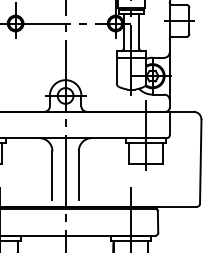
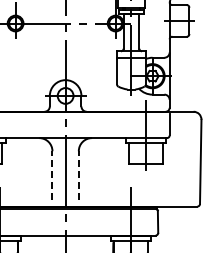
line: solid -> dashed (52, 175)
line: solid -> dashed (78, 175)
